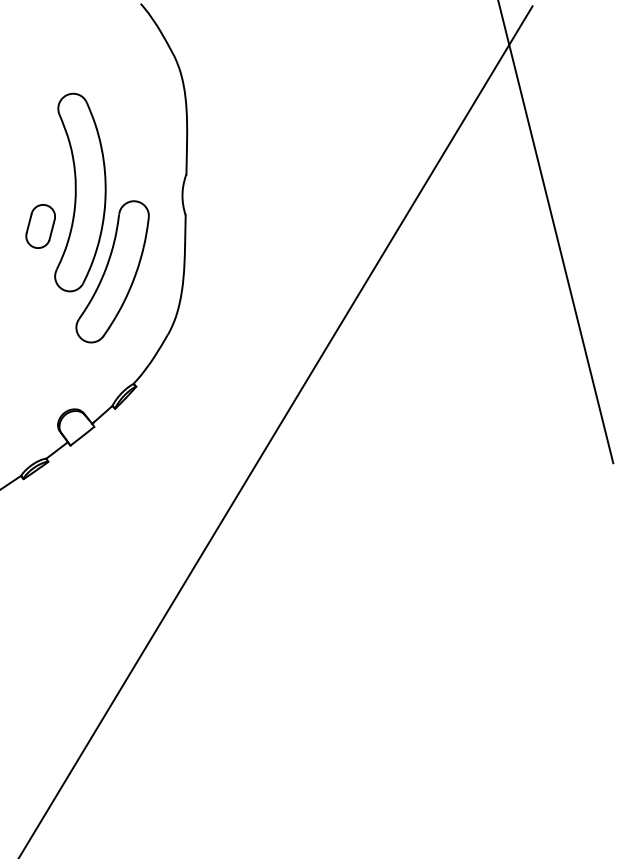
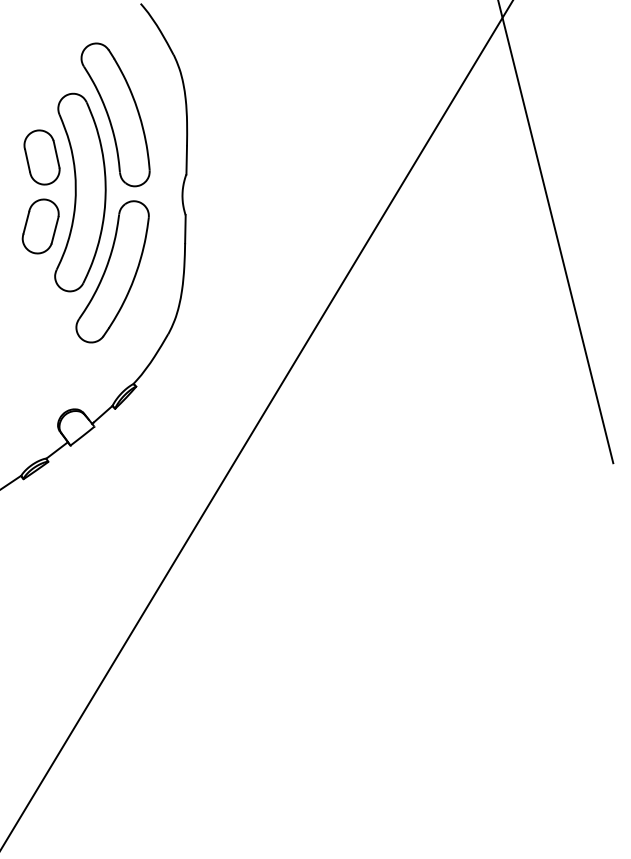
part: none -> present (115, 114)
part: none -> present (41, 157)
part size: 31x45 px -> 39x57 px (40, 226)
line position: (276, 430) -> (256, 424) (256, 424)
